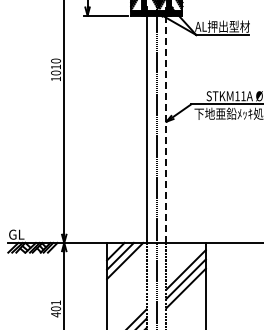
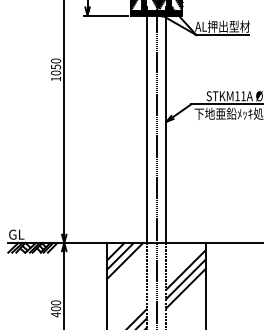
text: 1010 -> 1050 (56, 66)
line: dashed -> solid (166, 125)
text: 401 -> 400 (55, 302)
